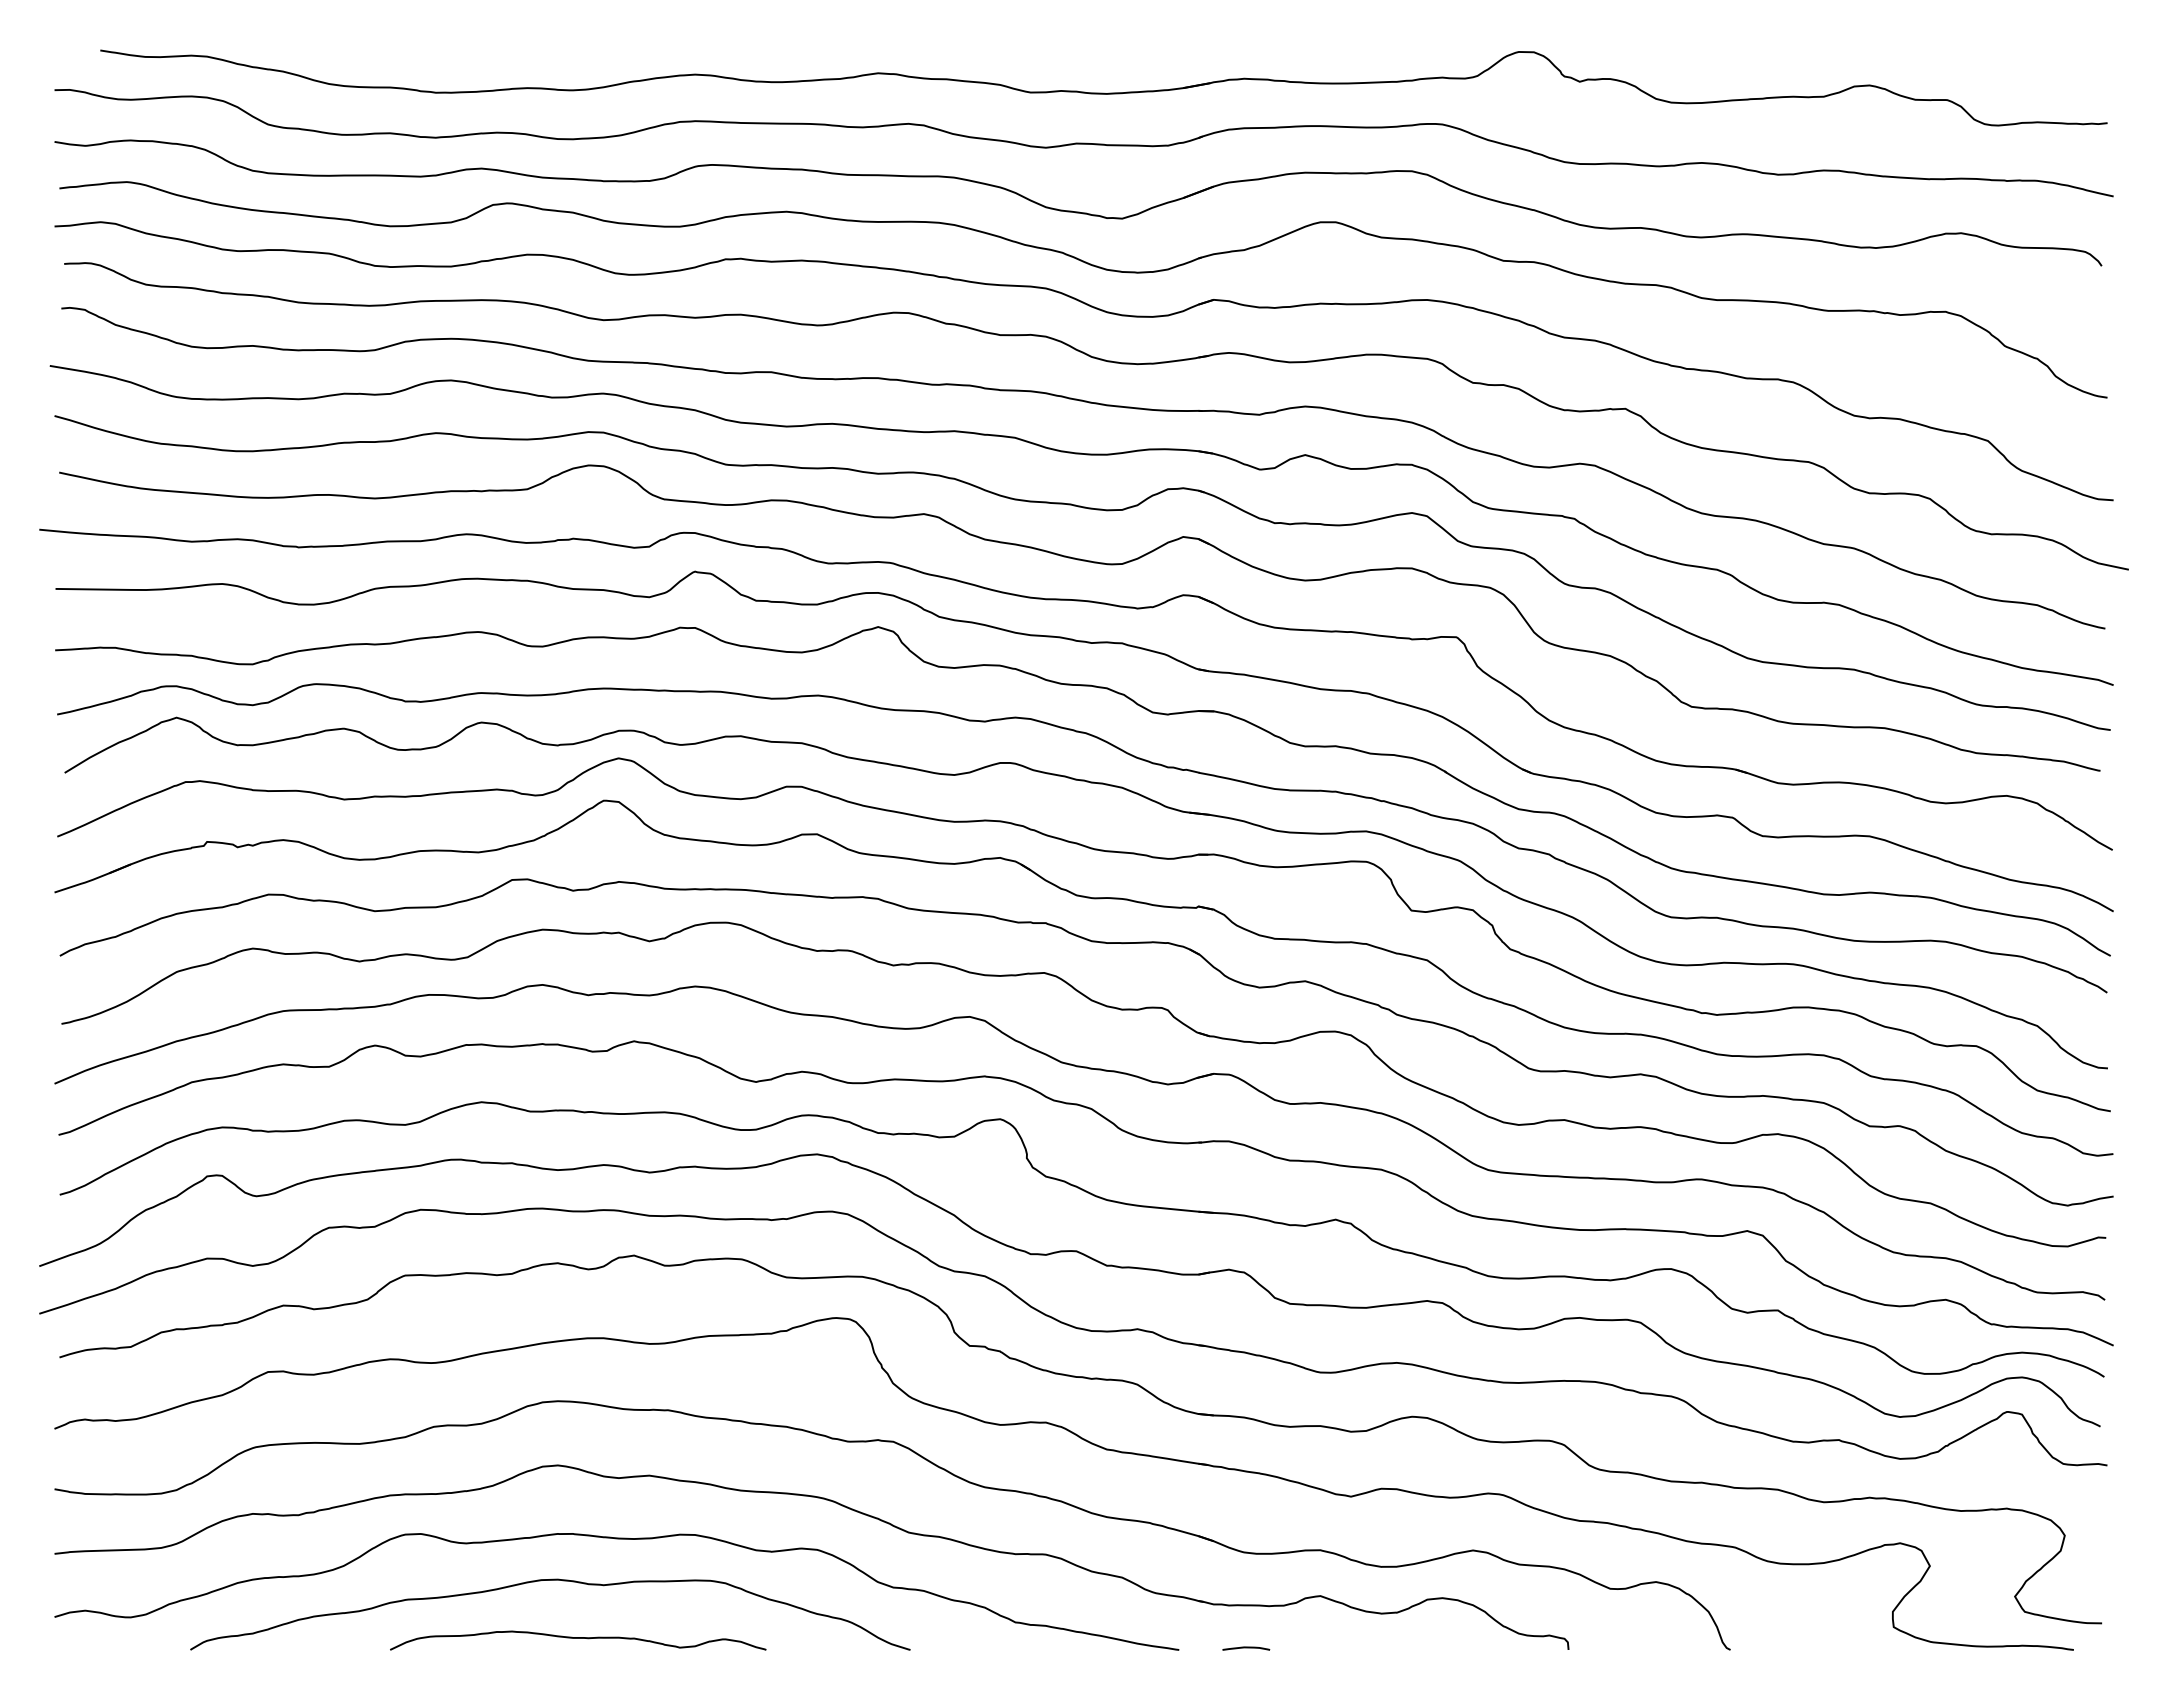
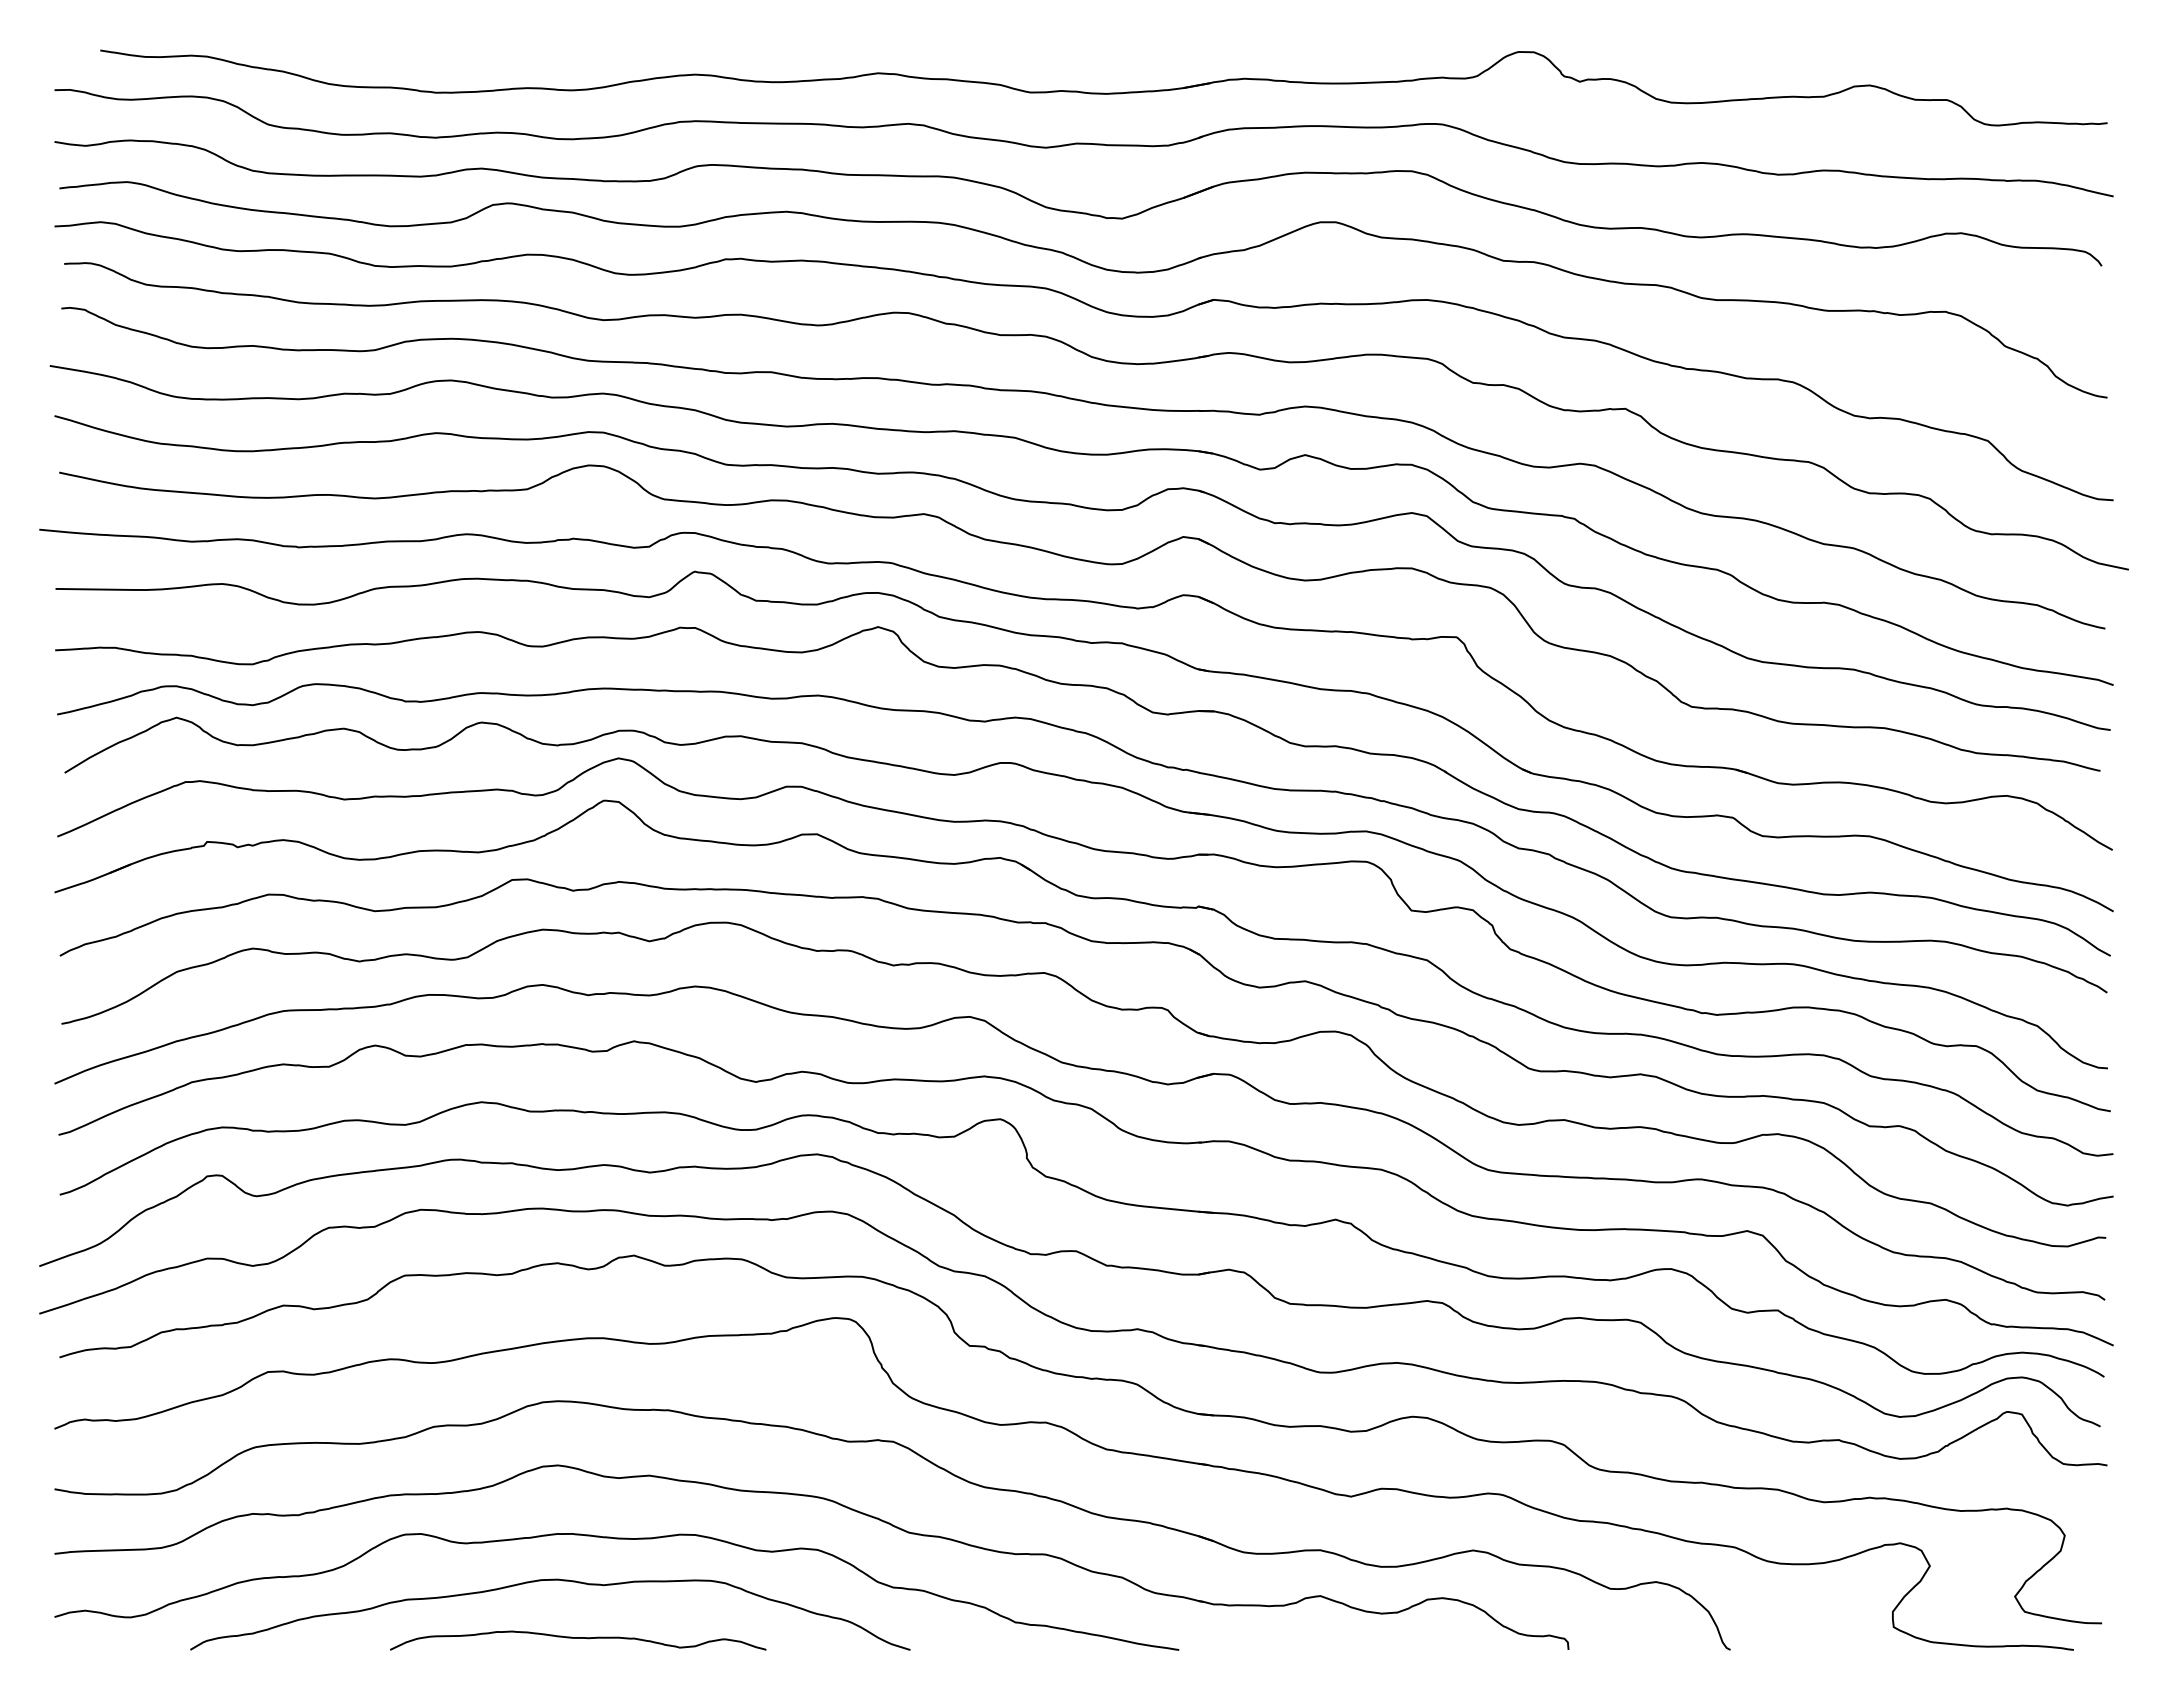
curve: present -> none (1246, 1648)
